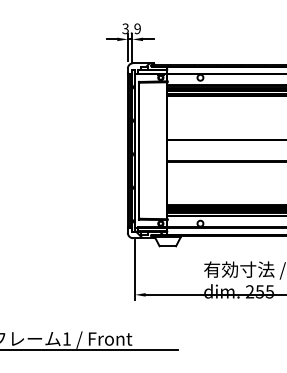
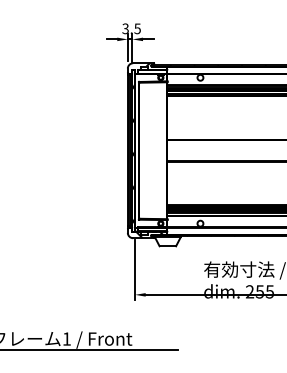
text: 3.9 -> 3.5 (137, 28)
